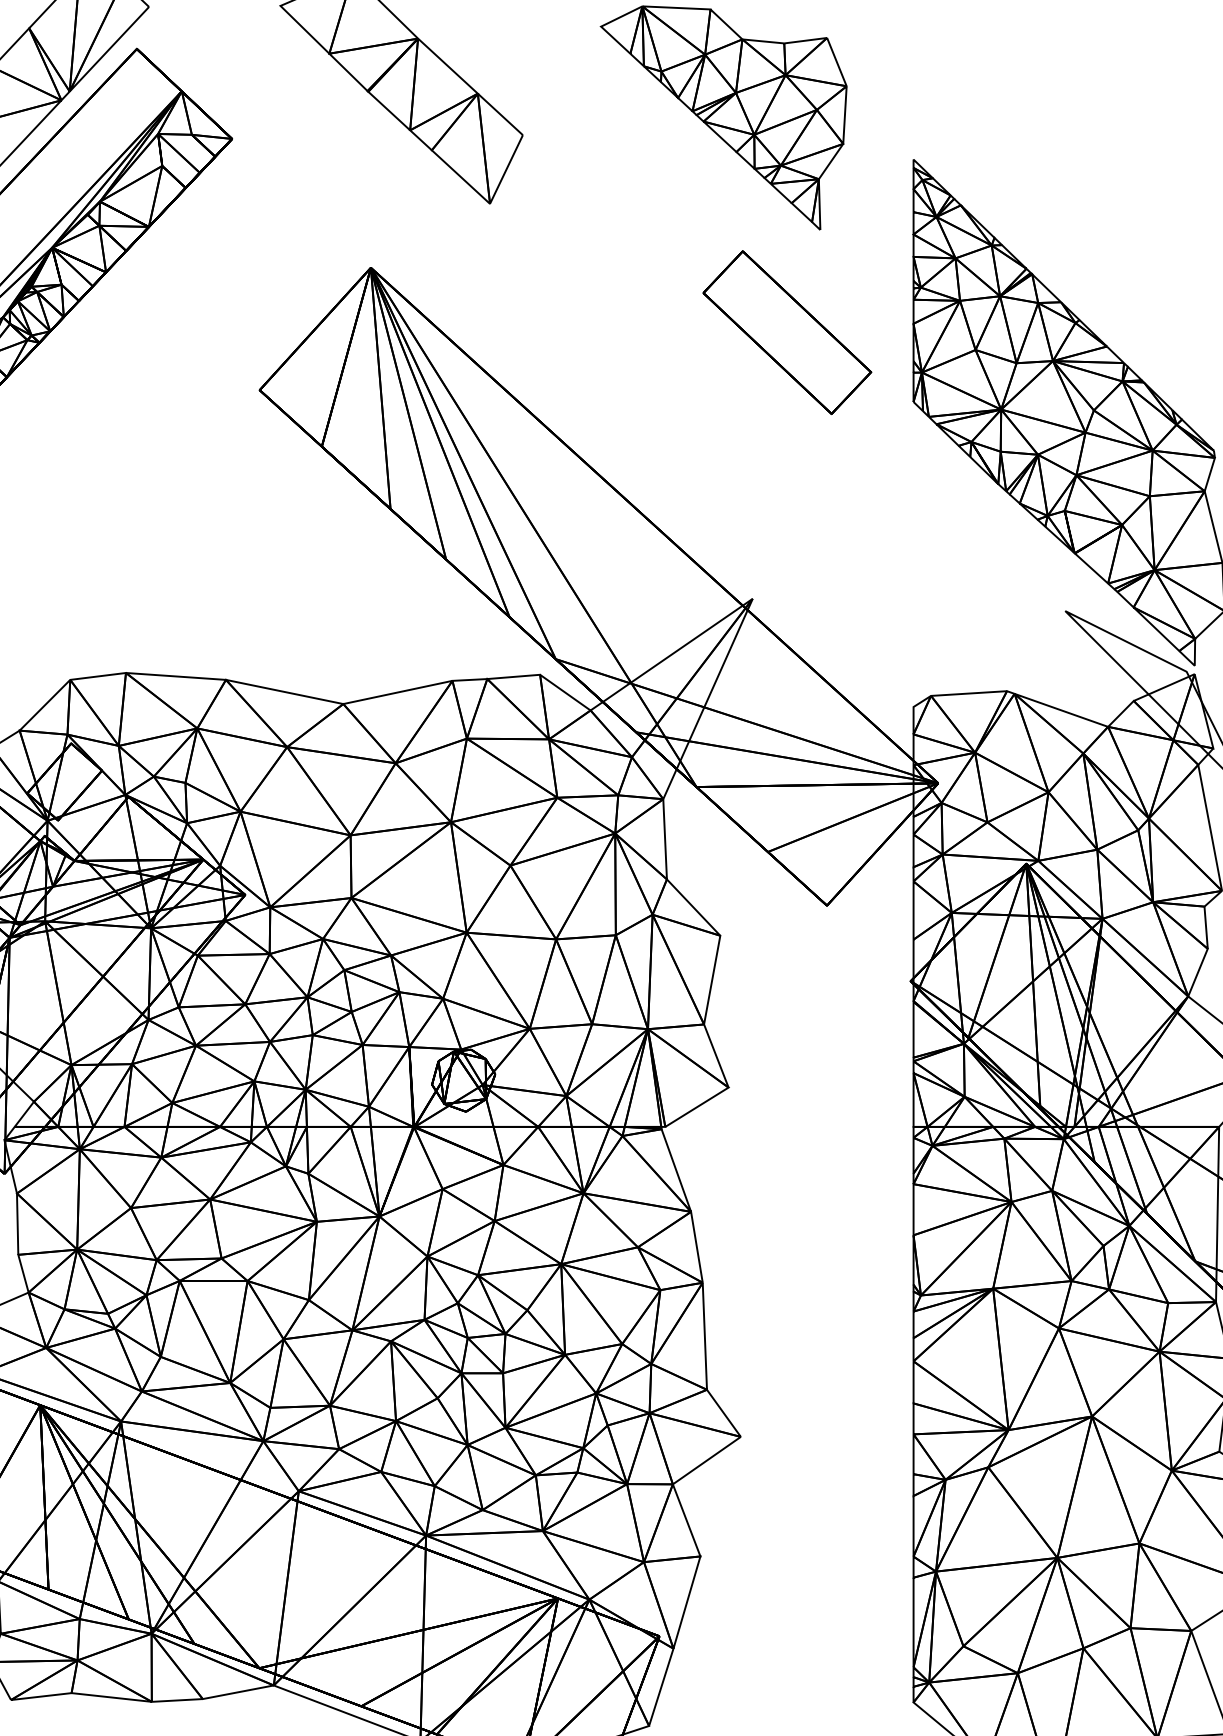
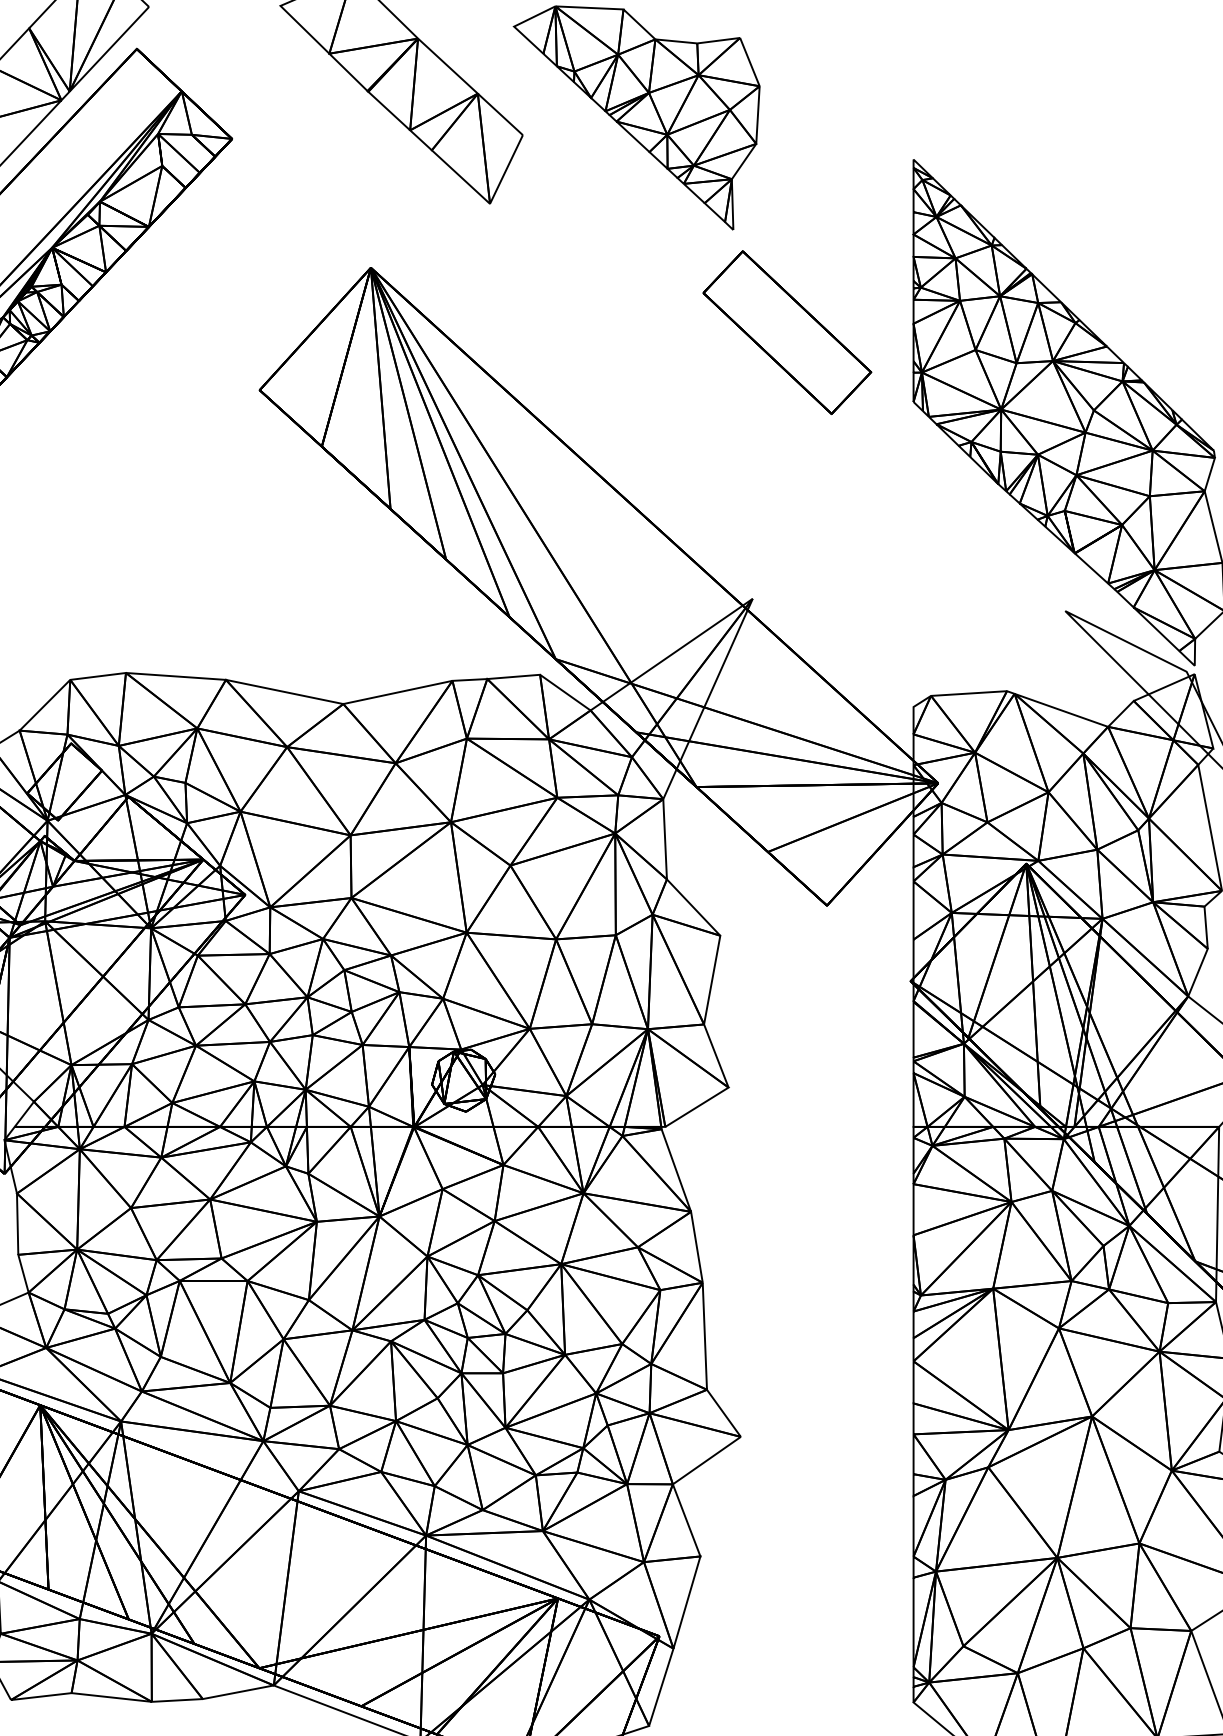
part position: (723, 117) -> (636, 117) (636, 117)
